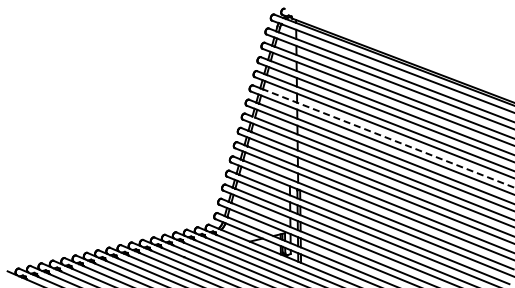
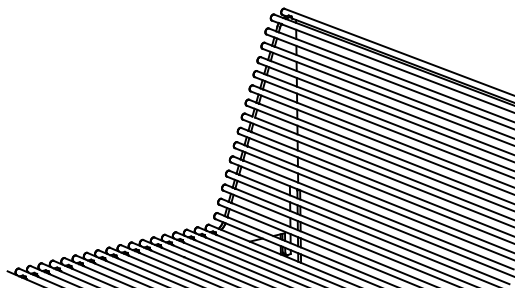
line: none -> present (397, 51)
line: dashed -> solid (388, 138)
